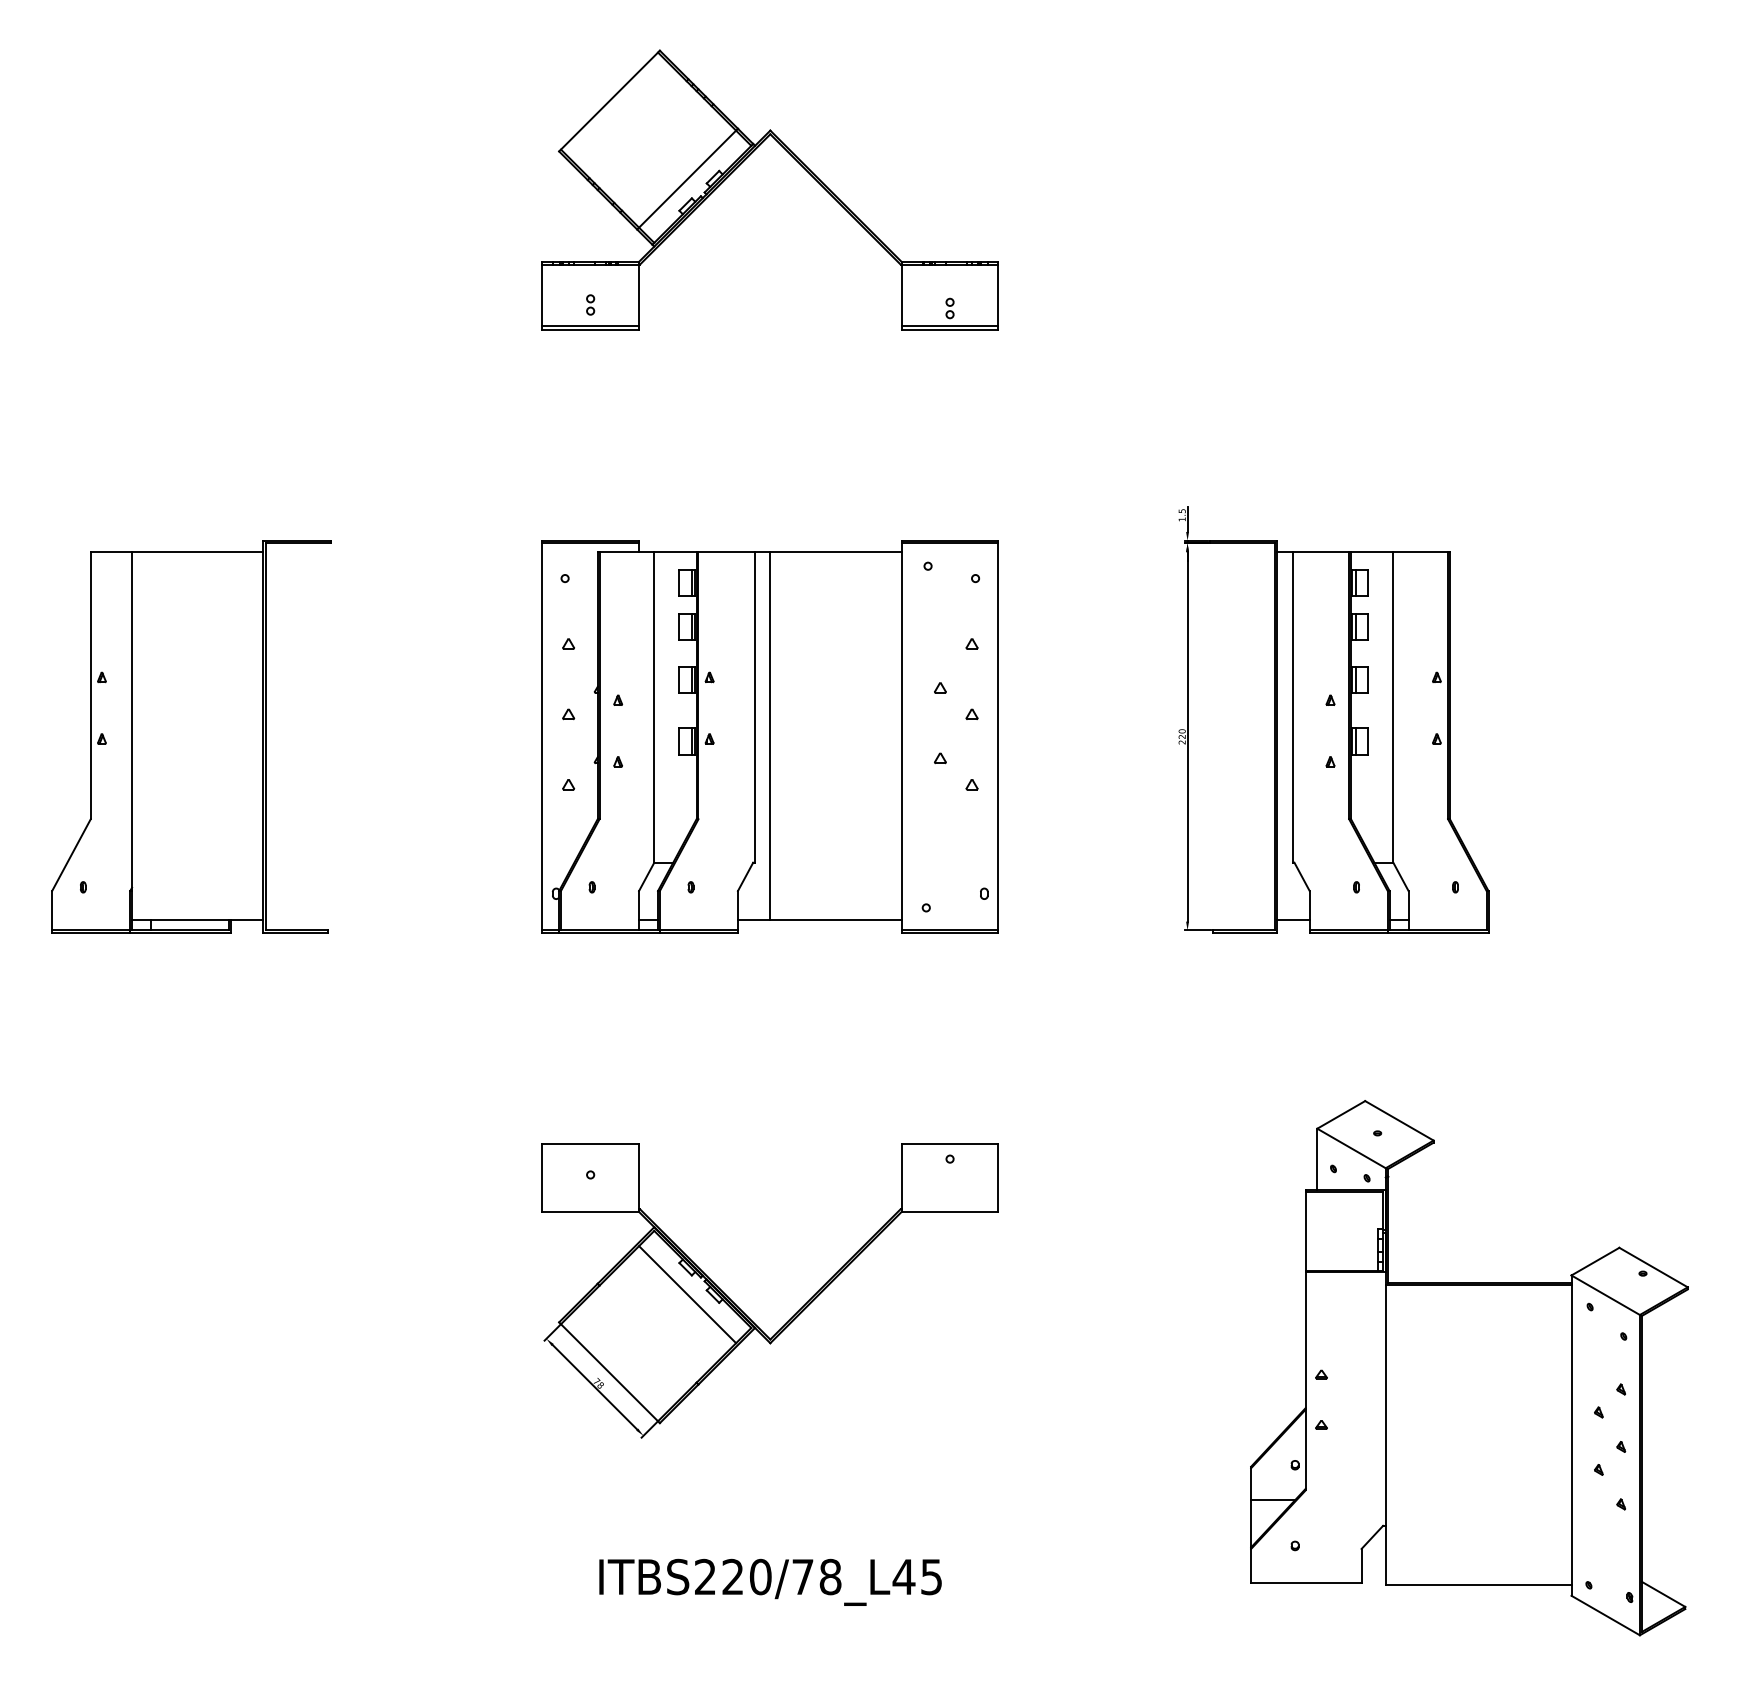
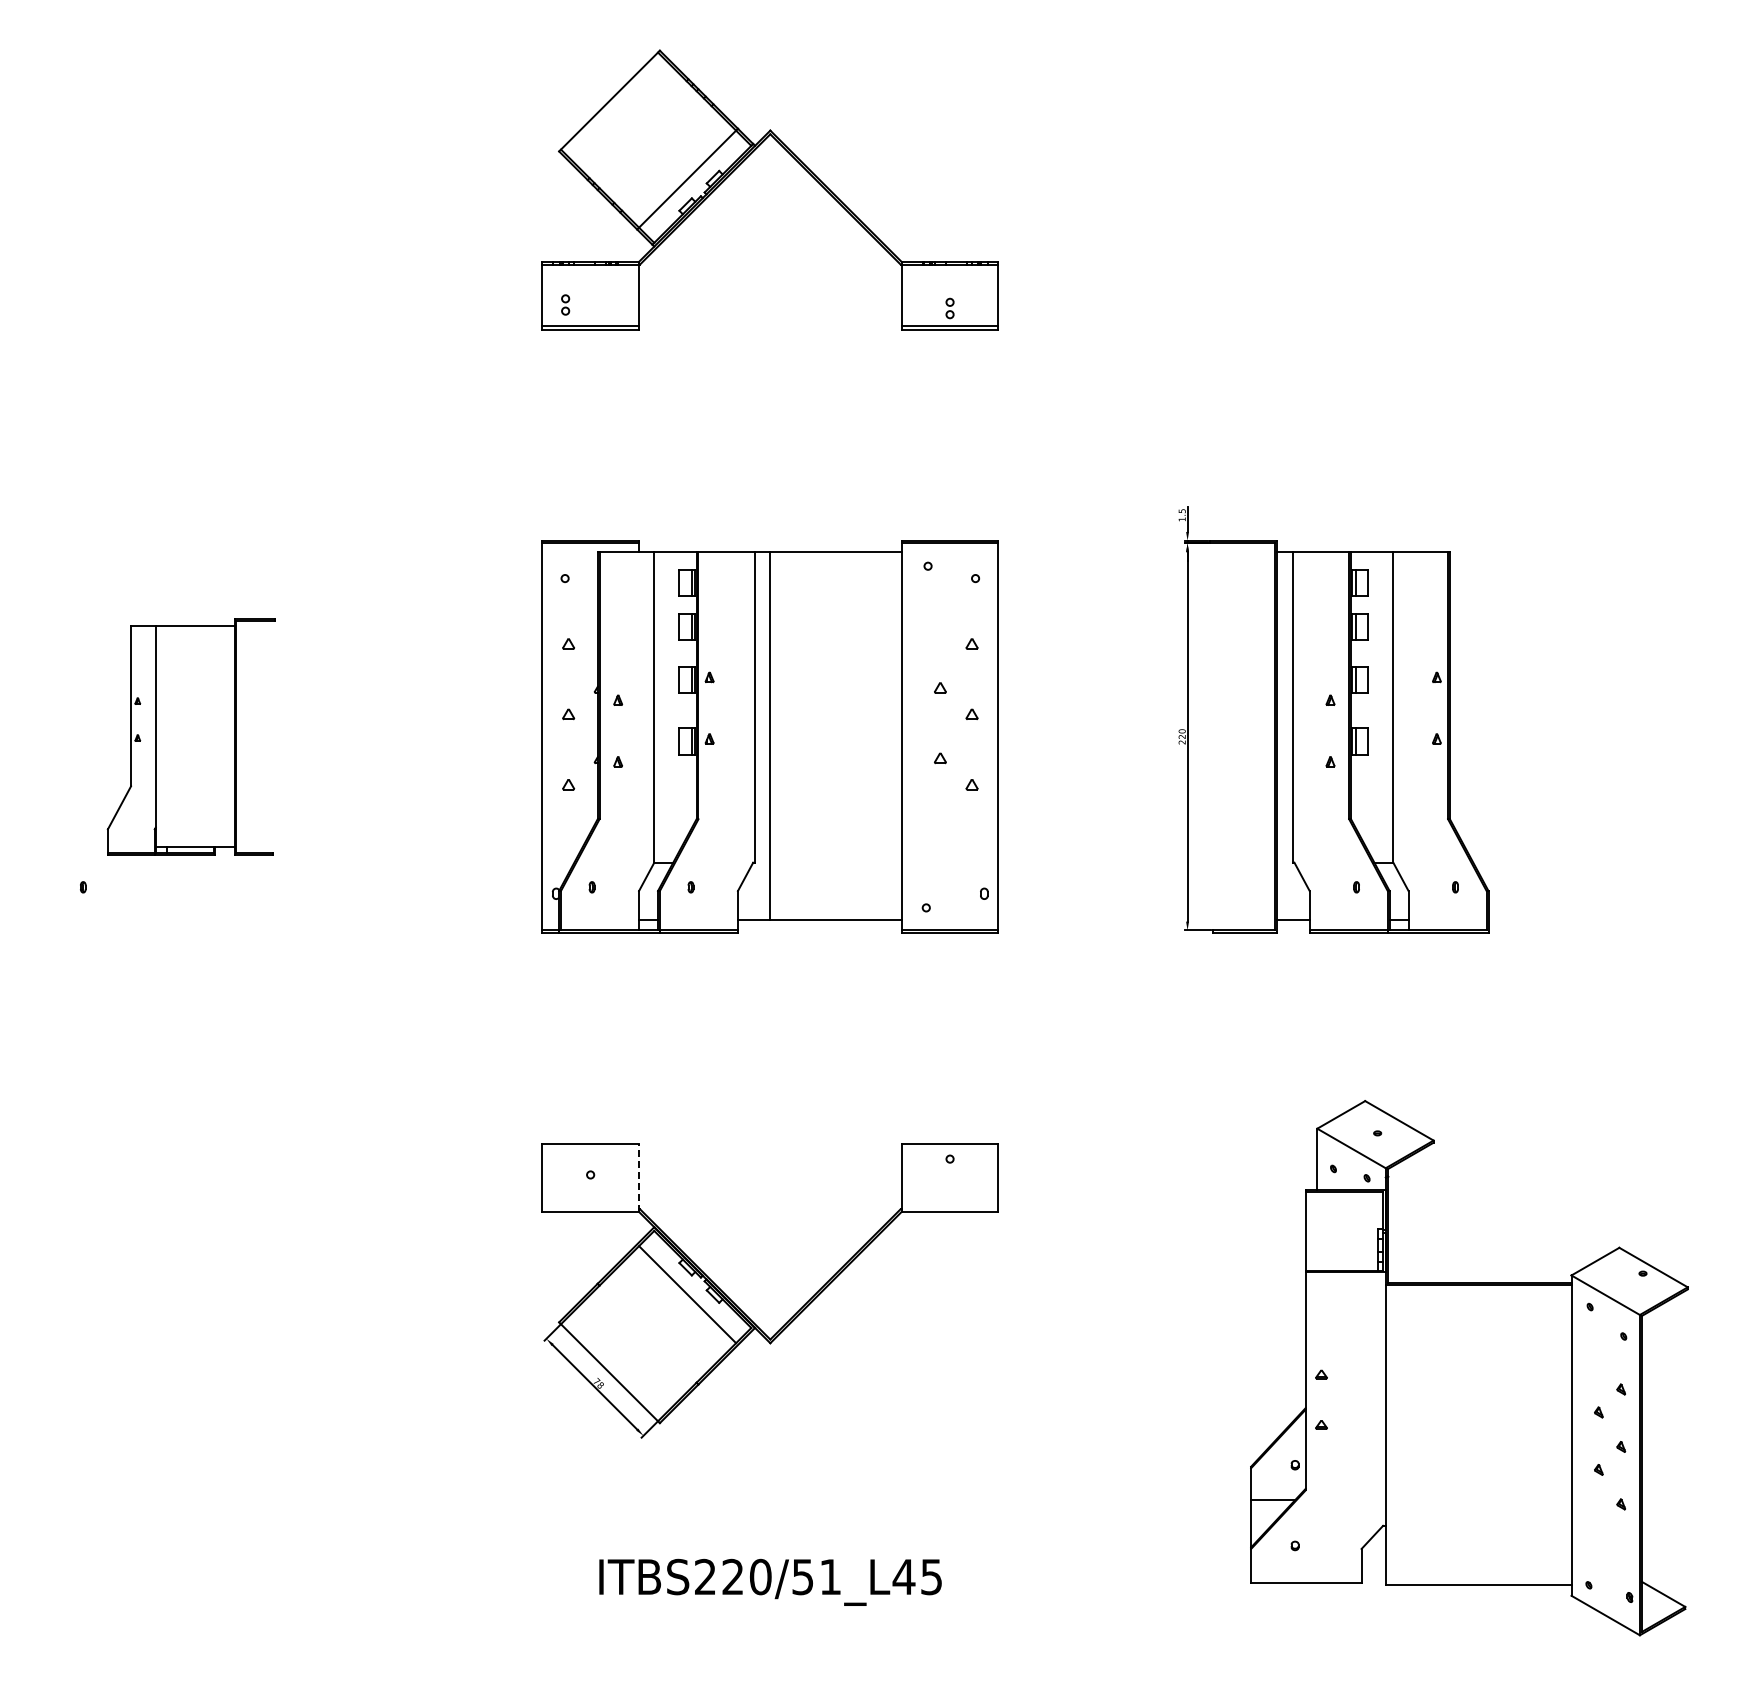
part position: (590, 304) -> (565, 304) (565, 304)
part size: 281x394 px -> 170x238 px (190, 736)
line: solid -> dashed (639, 1178)
text: ITBS220/78_L45 -> ITBS220/51_L45 (816, 1576)
